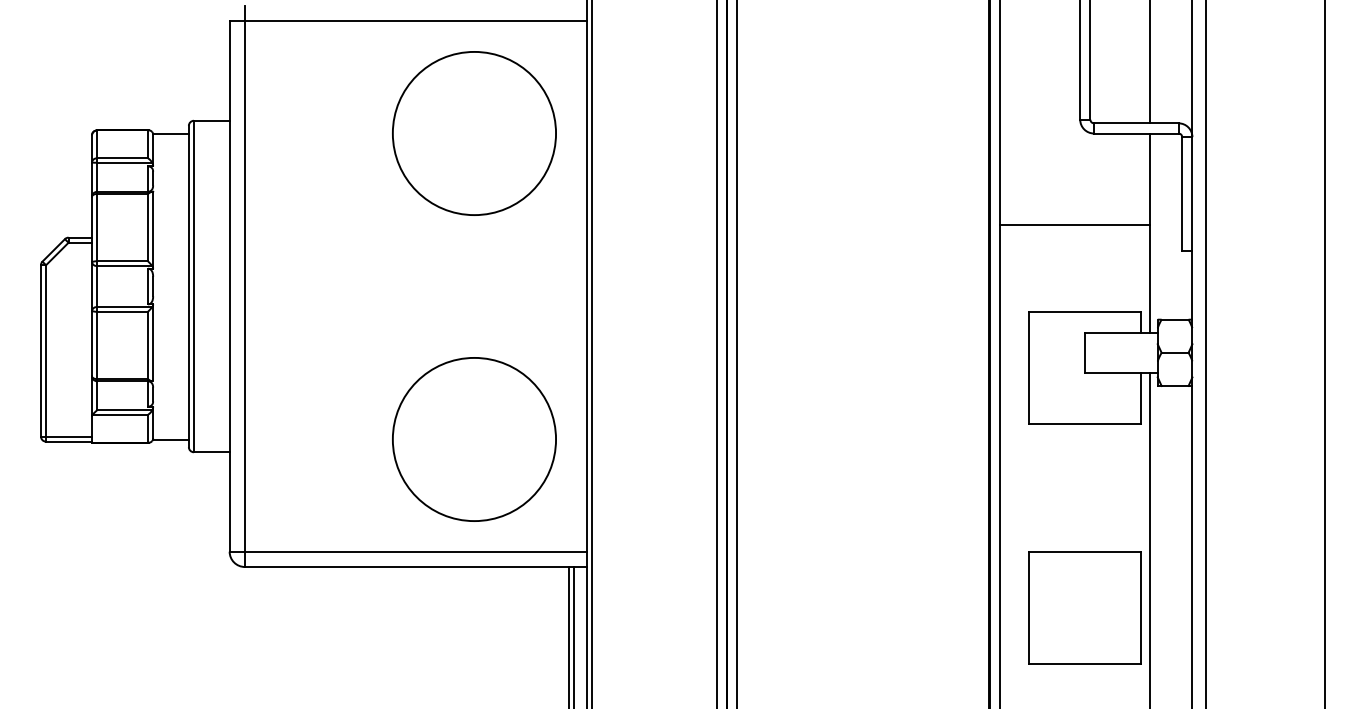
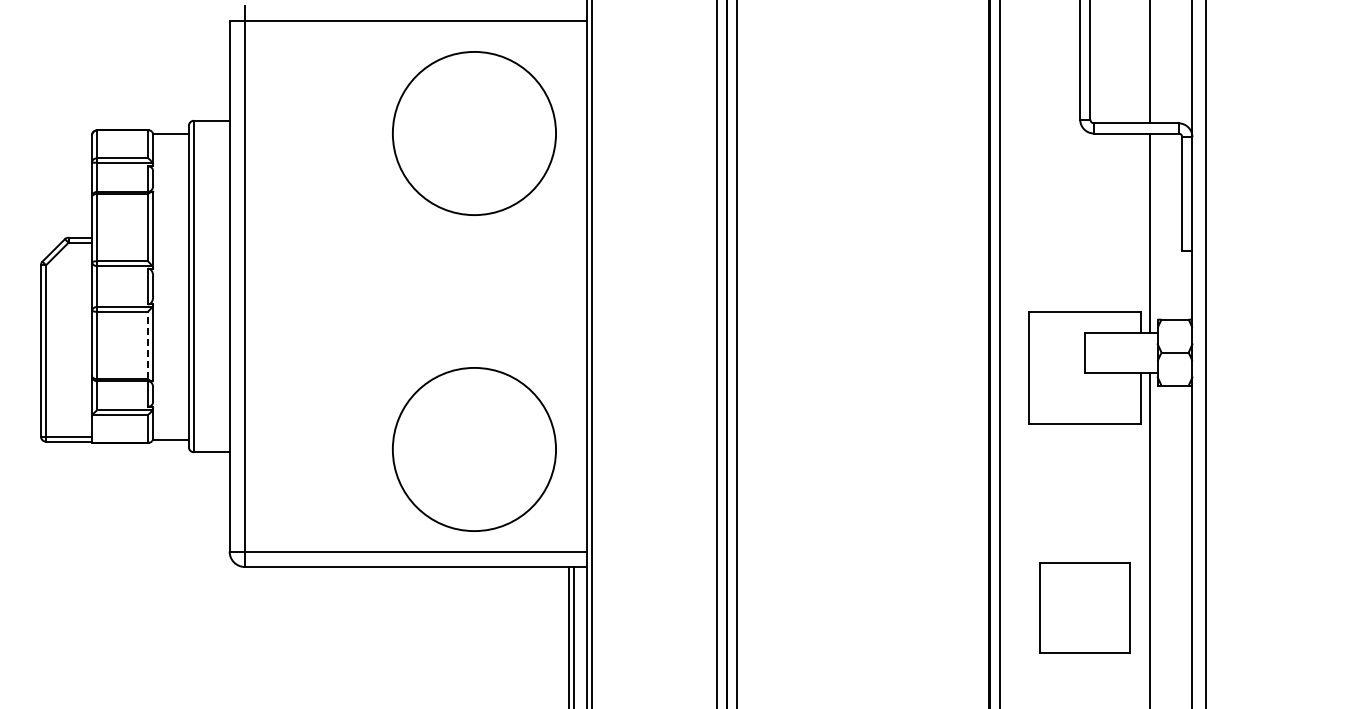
line: present -> none (1074, 225)
line: solid -> dashed (148, 345)
line: present -> none (1325, 353)
circle position: (474, 439) -> (474, 449) (474, 449)
part size: 114x114 px -> 92x92 px (1084, 607)
